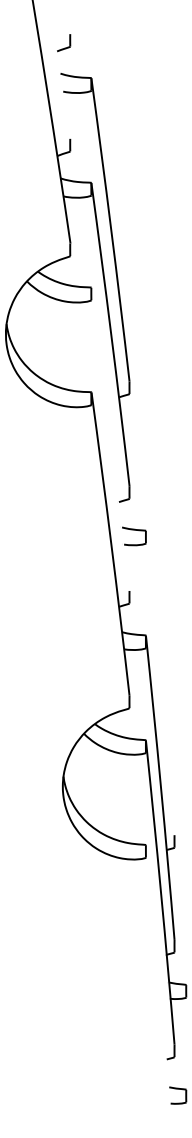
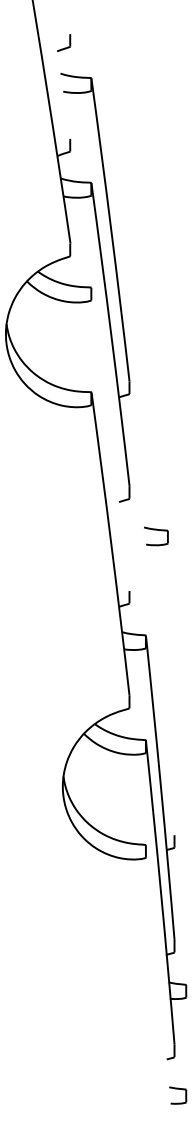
part position: (134, 536) -> (156, 536) (156, 536)
